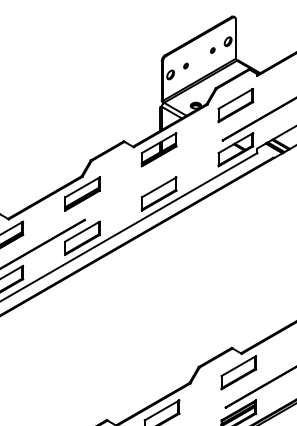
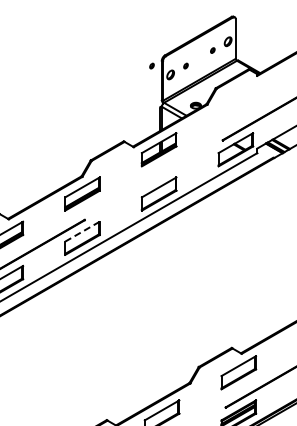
part: none -> present (151, 65)
part: present -> none (235, 105)
line: solid -> dashed (82, 231)
